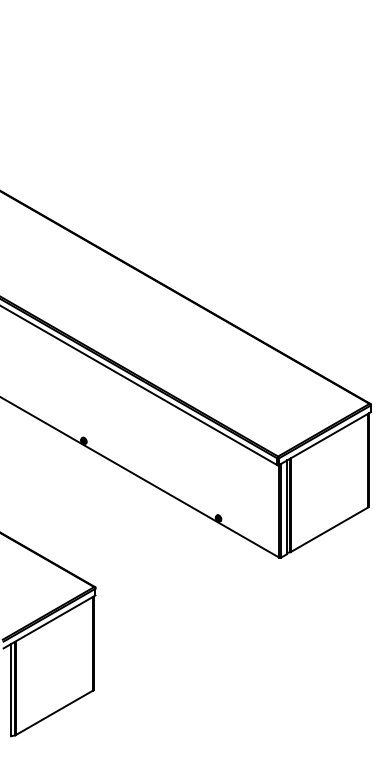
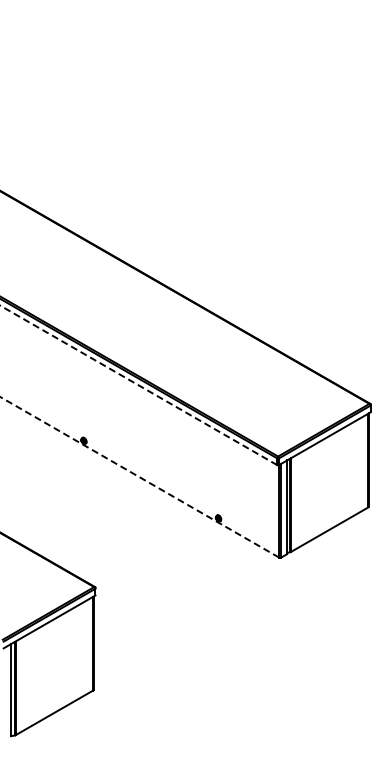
line: solid -> dashed (138, 385)
line: solid -> dashed (139, 477)
